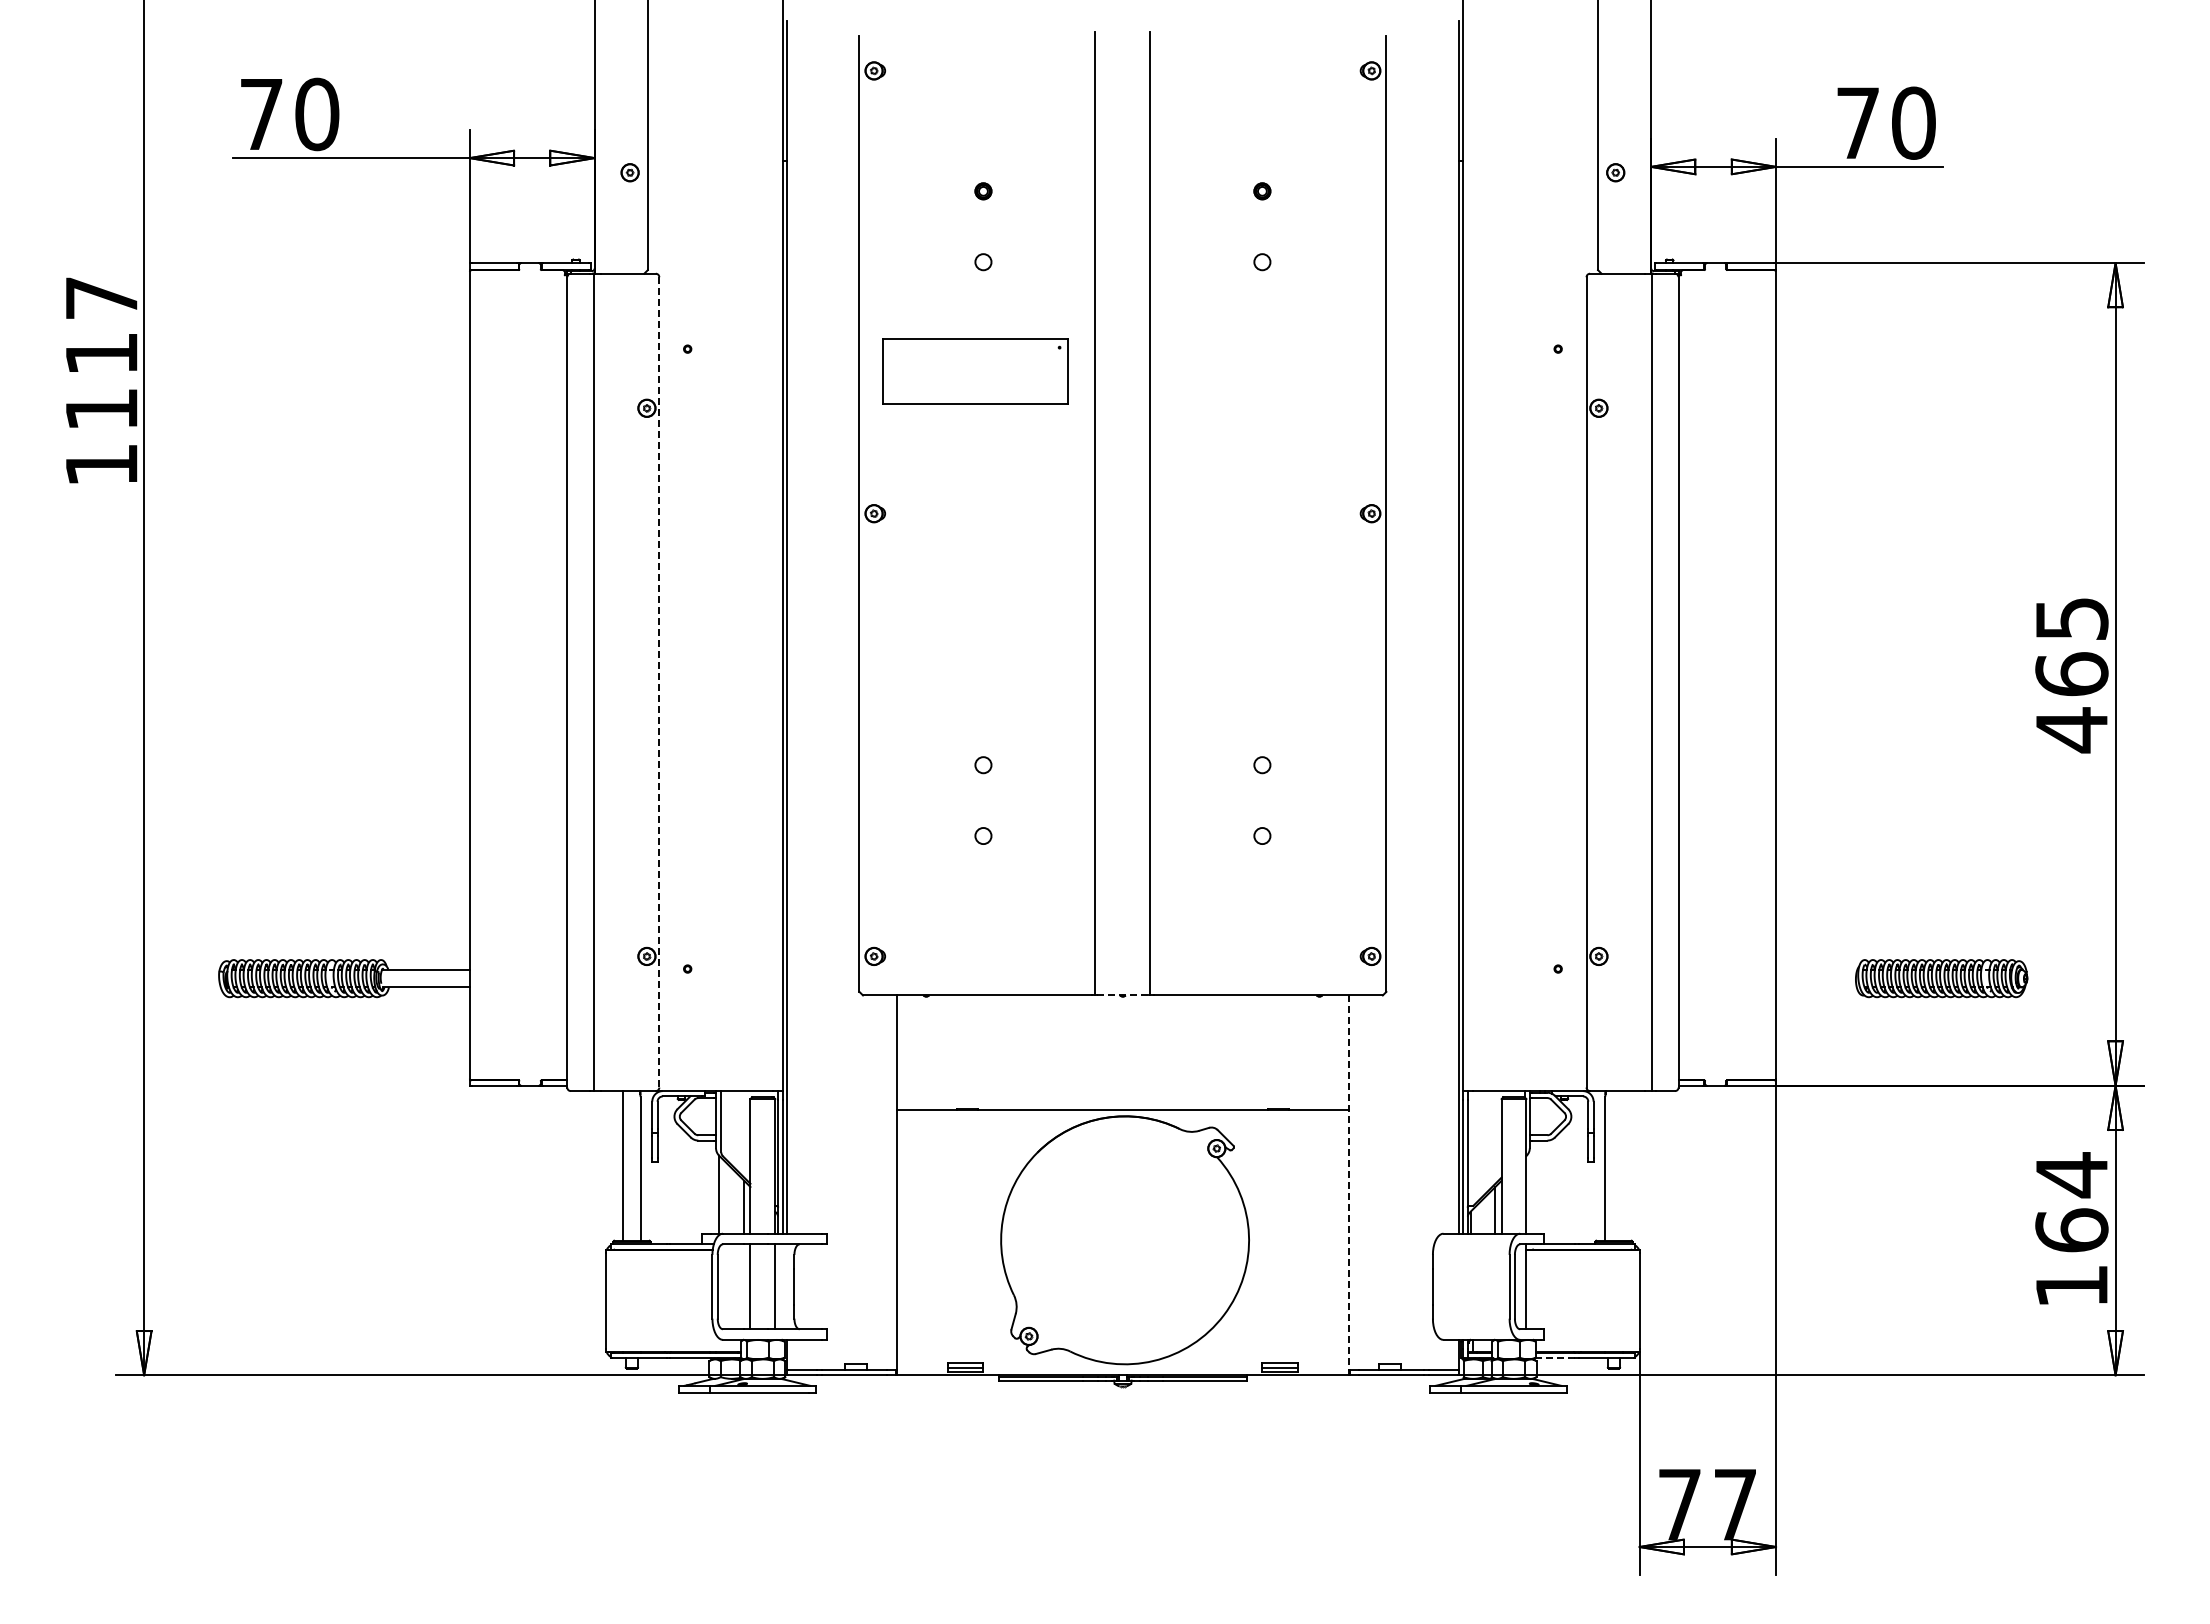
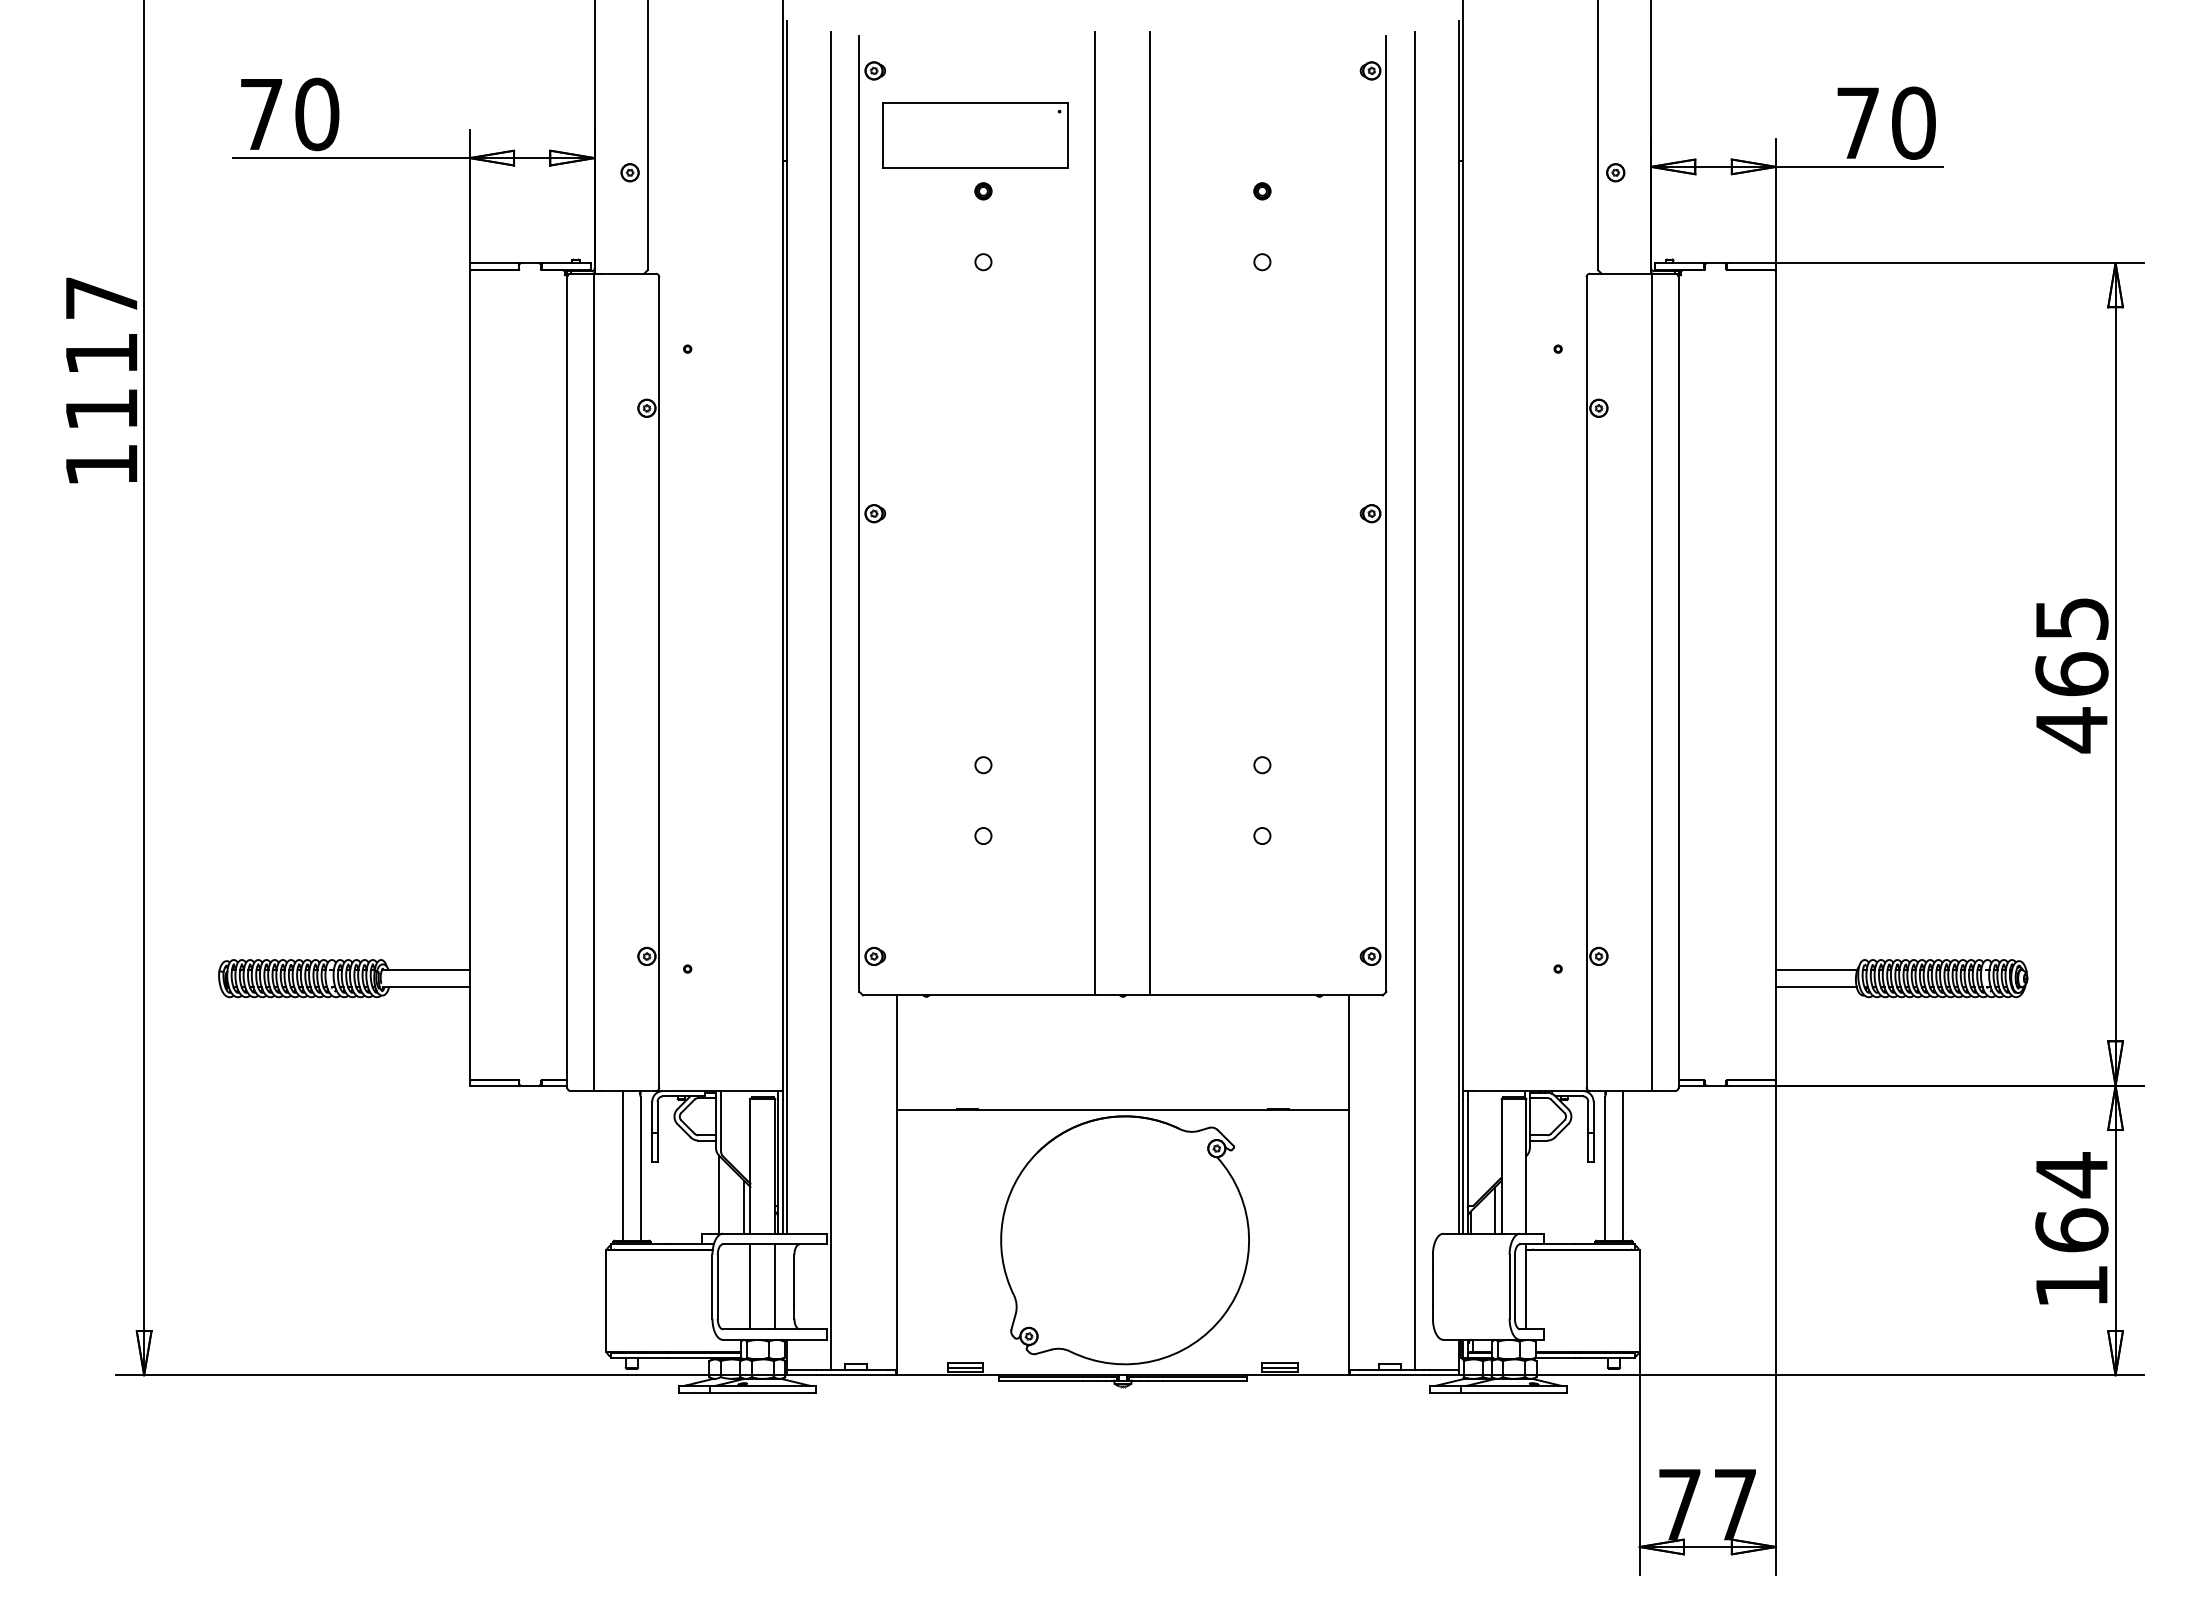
part position: (975, 371) -> (975, 135) (975, 135)
line: dashed -> solid (659, 682)
line: none -> present (831, 700)
line: none -> present (1414, 700)
line: none -> present (1816, 969)
line: none -> present (1816, 987)
line: dashed -> solid (1122, 995)
line: none -> present (1622, 1165)
line: dashed -> solid (1349, 1183)
line: dashed -> solid (1555, 1357)
